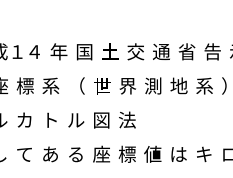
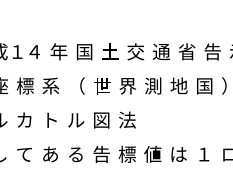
text: 系 -> 国 (204, 85)
text: 座 -> 告 (101, 154)
text: キ -> １ (204, 154)
